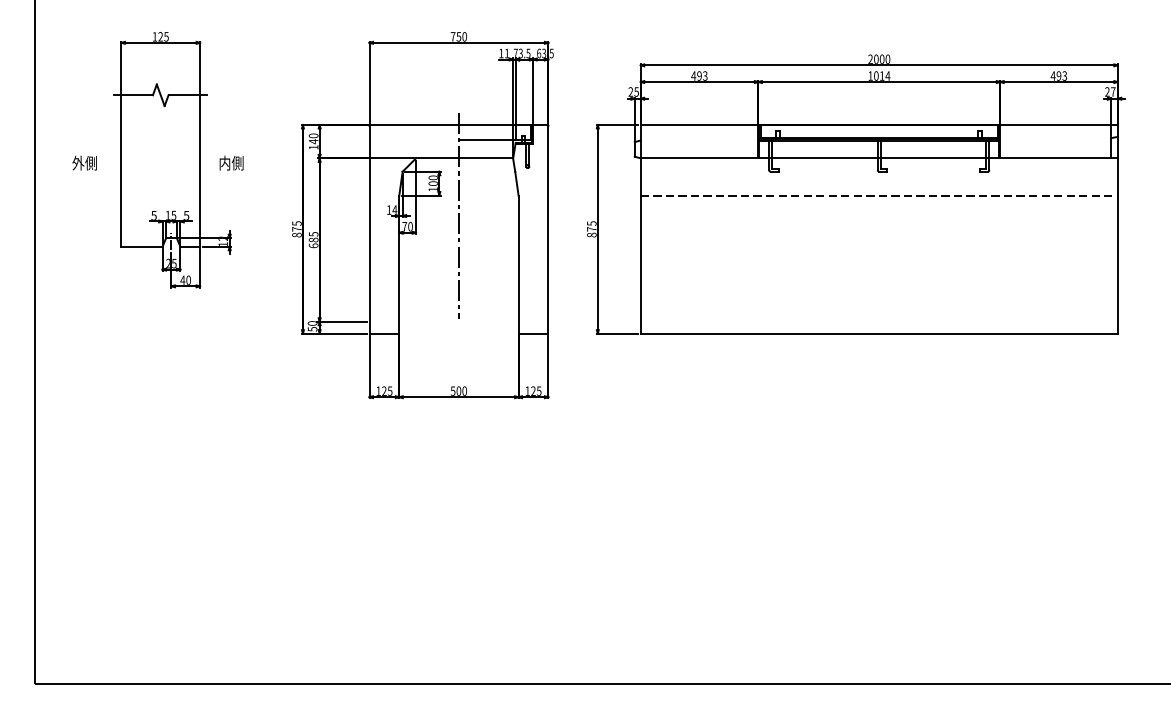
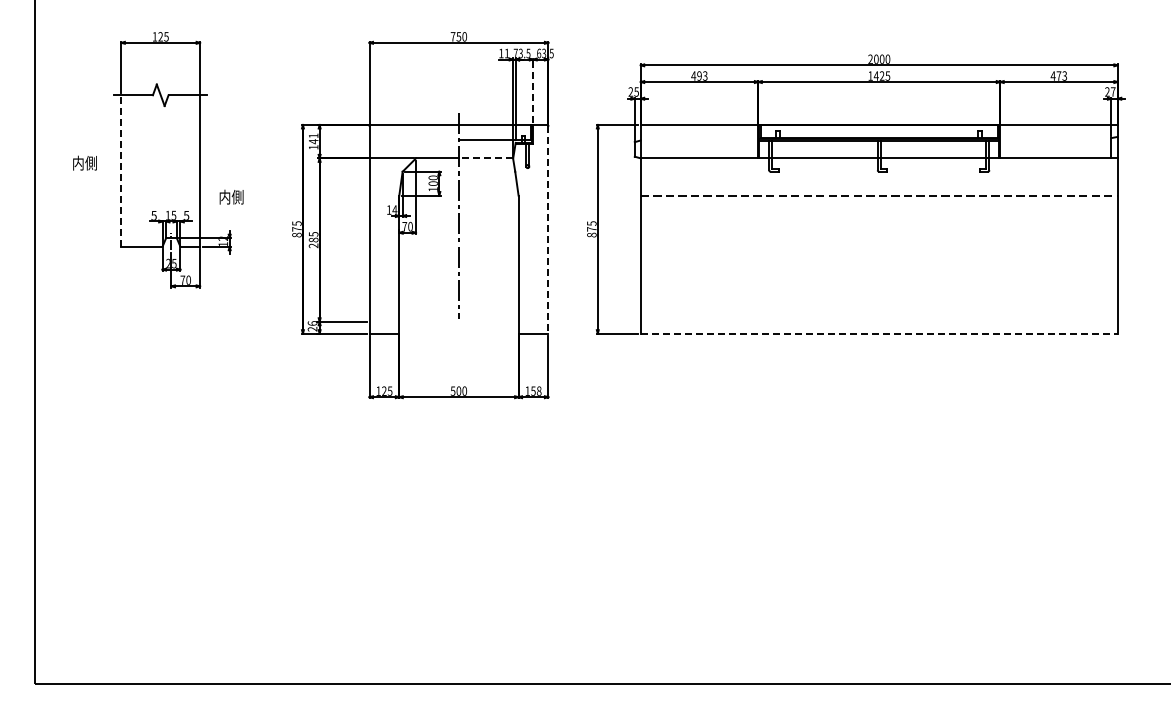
text: 1014 -> 1425 (881, 75)
text: 493 -> 473 (1058, 75)
line: solid -> dashed (533, 89)
text: 140 -> 141 (313, 135)
line: solid -> dashed (485, 158)
text: 外側 -> 内側 (78, 162)
text position: (231, 162) -> (231, 196) (231, 196)
line: solid -> dashed (121, 171)
line: solid -> dashed (548, 229)
text: 685 -> 285 (313, 245)
text: 40 -> 70 (182, 279)
text: 50 -> 26 (312, 326)
line: solid -> dashed (879, 333)
text: 125 -> 158 (536, 390)
